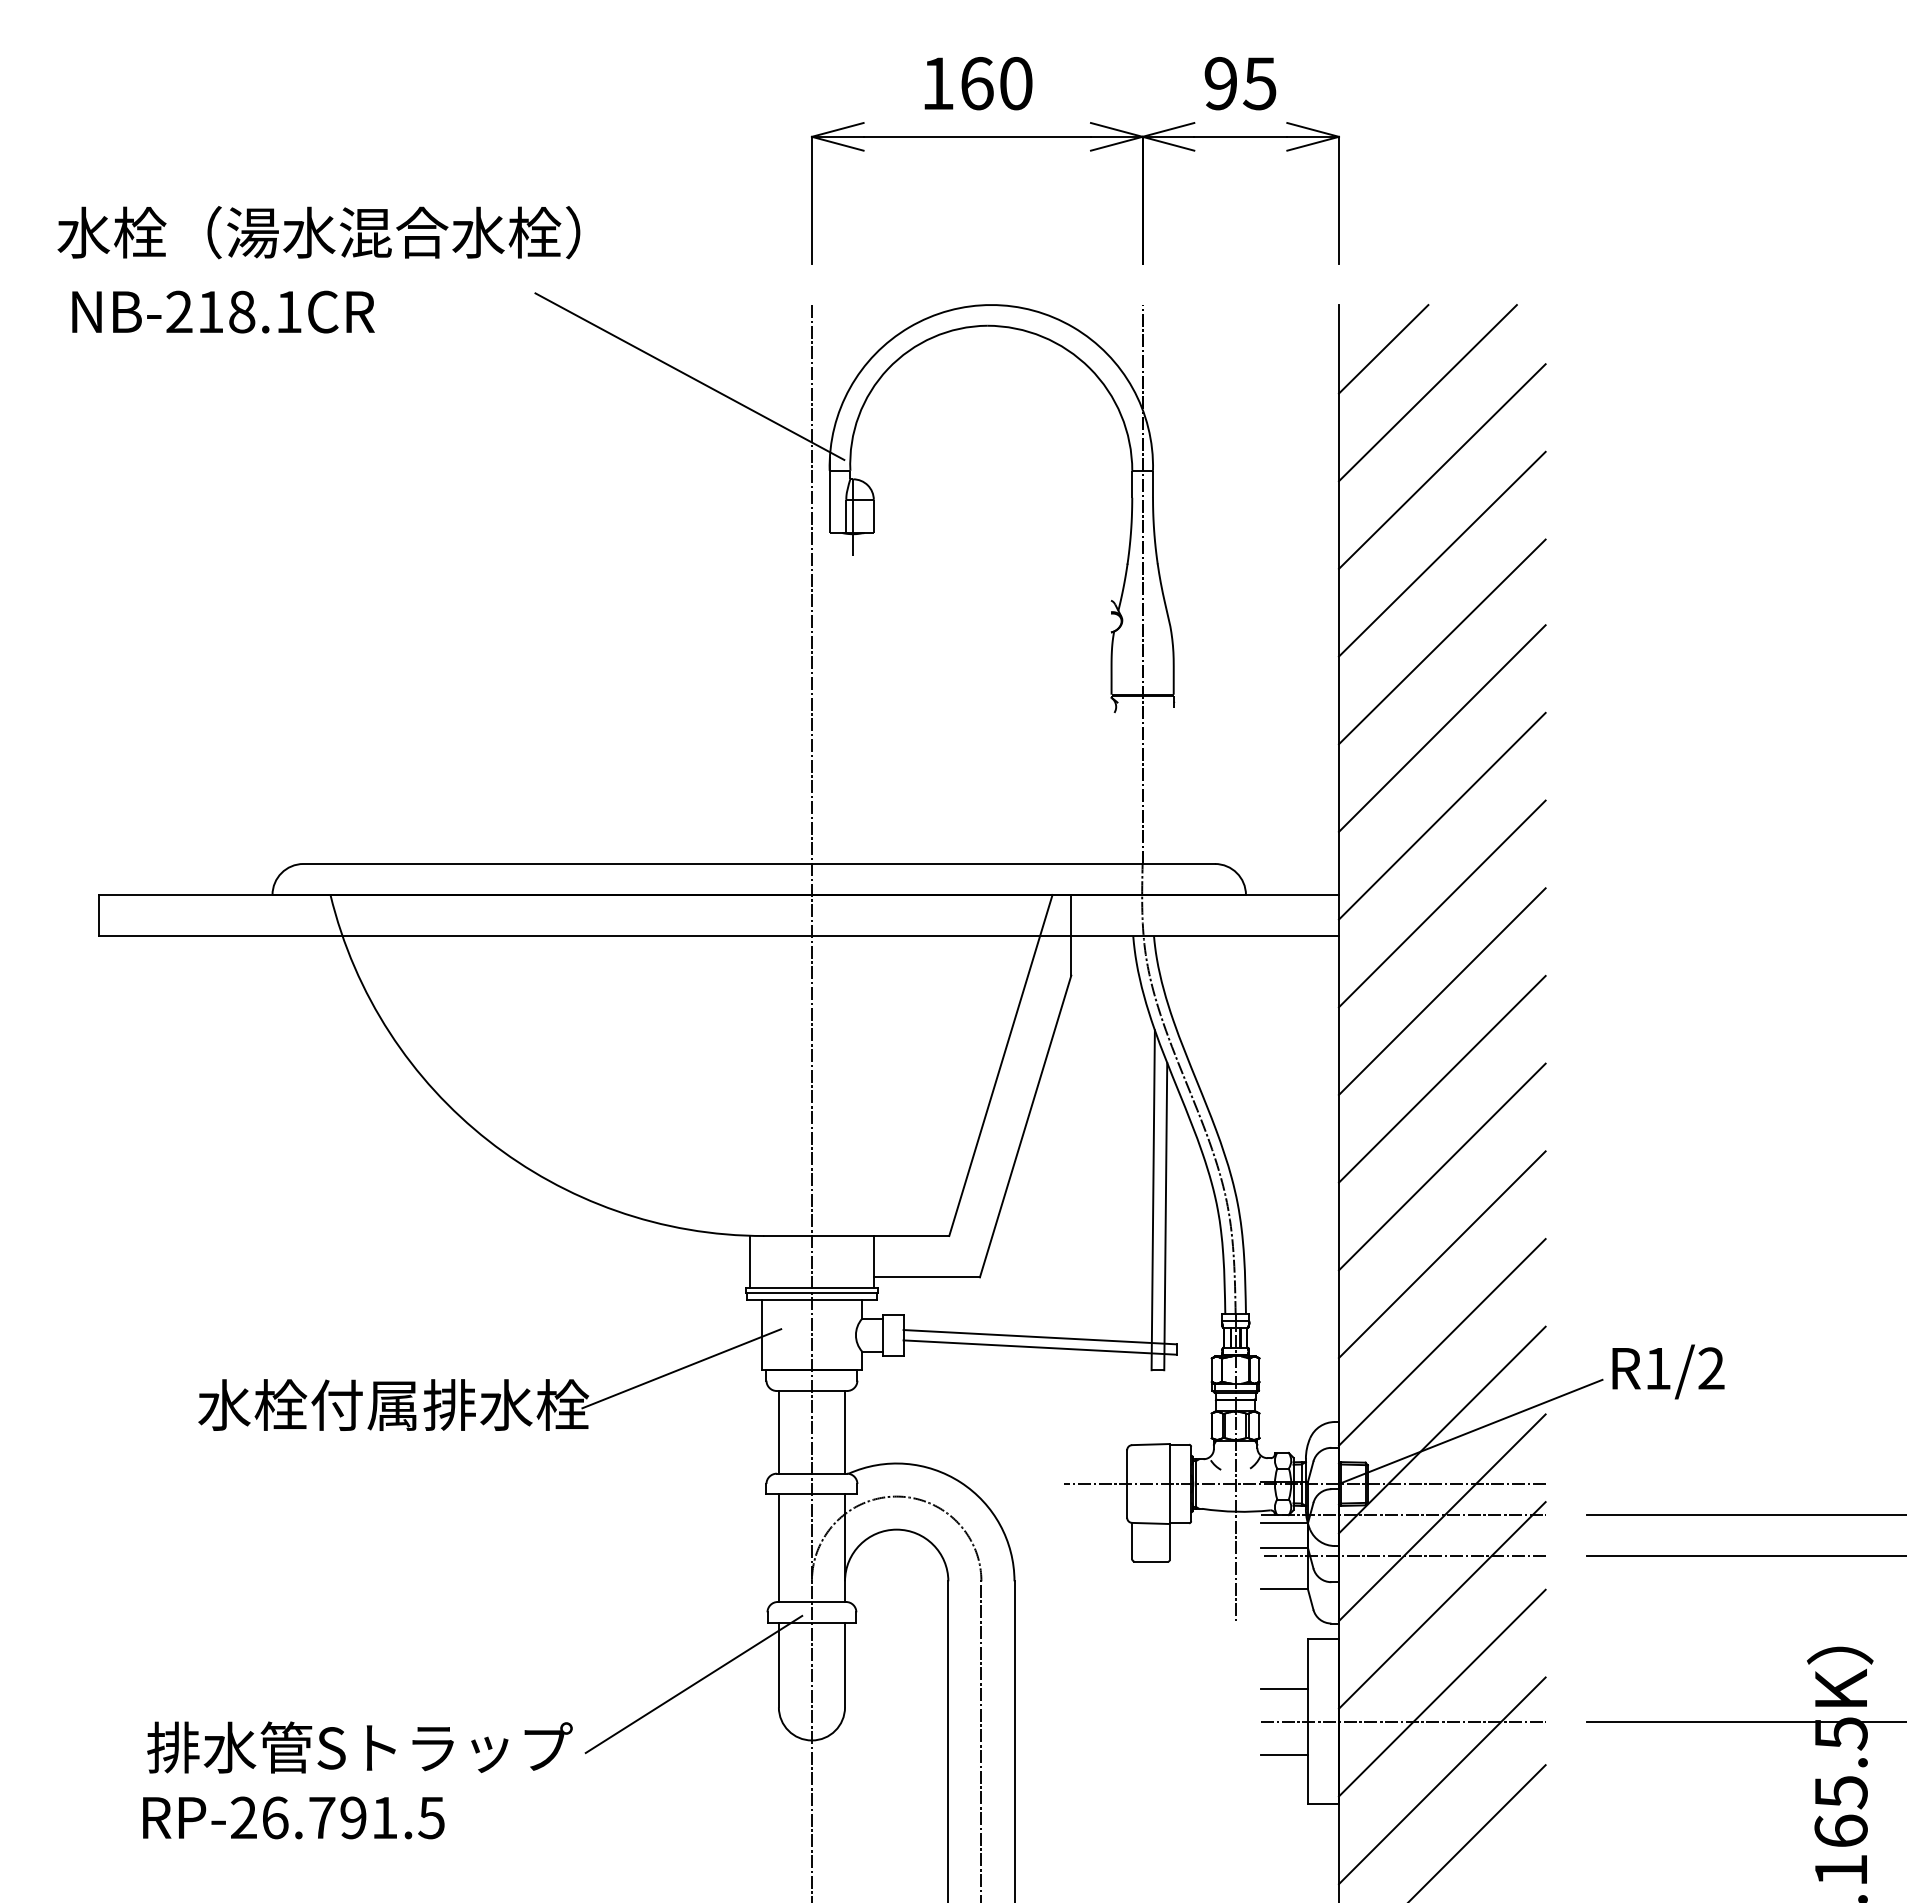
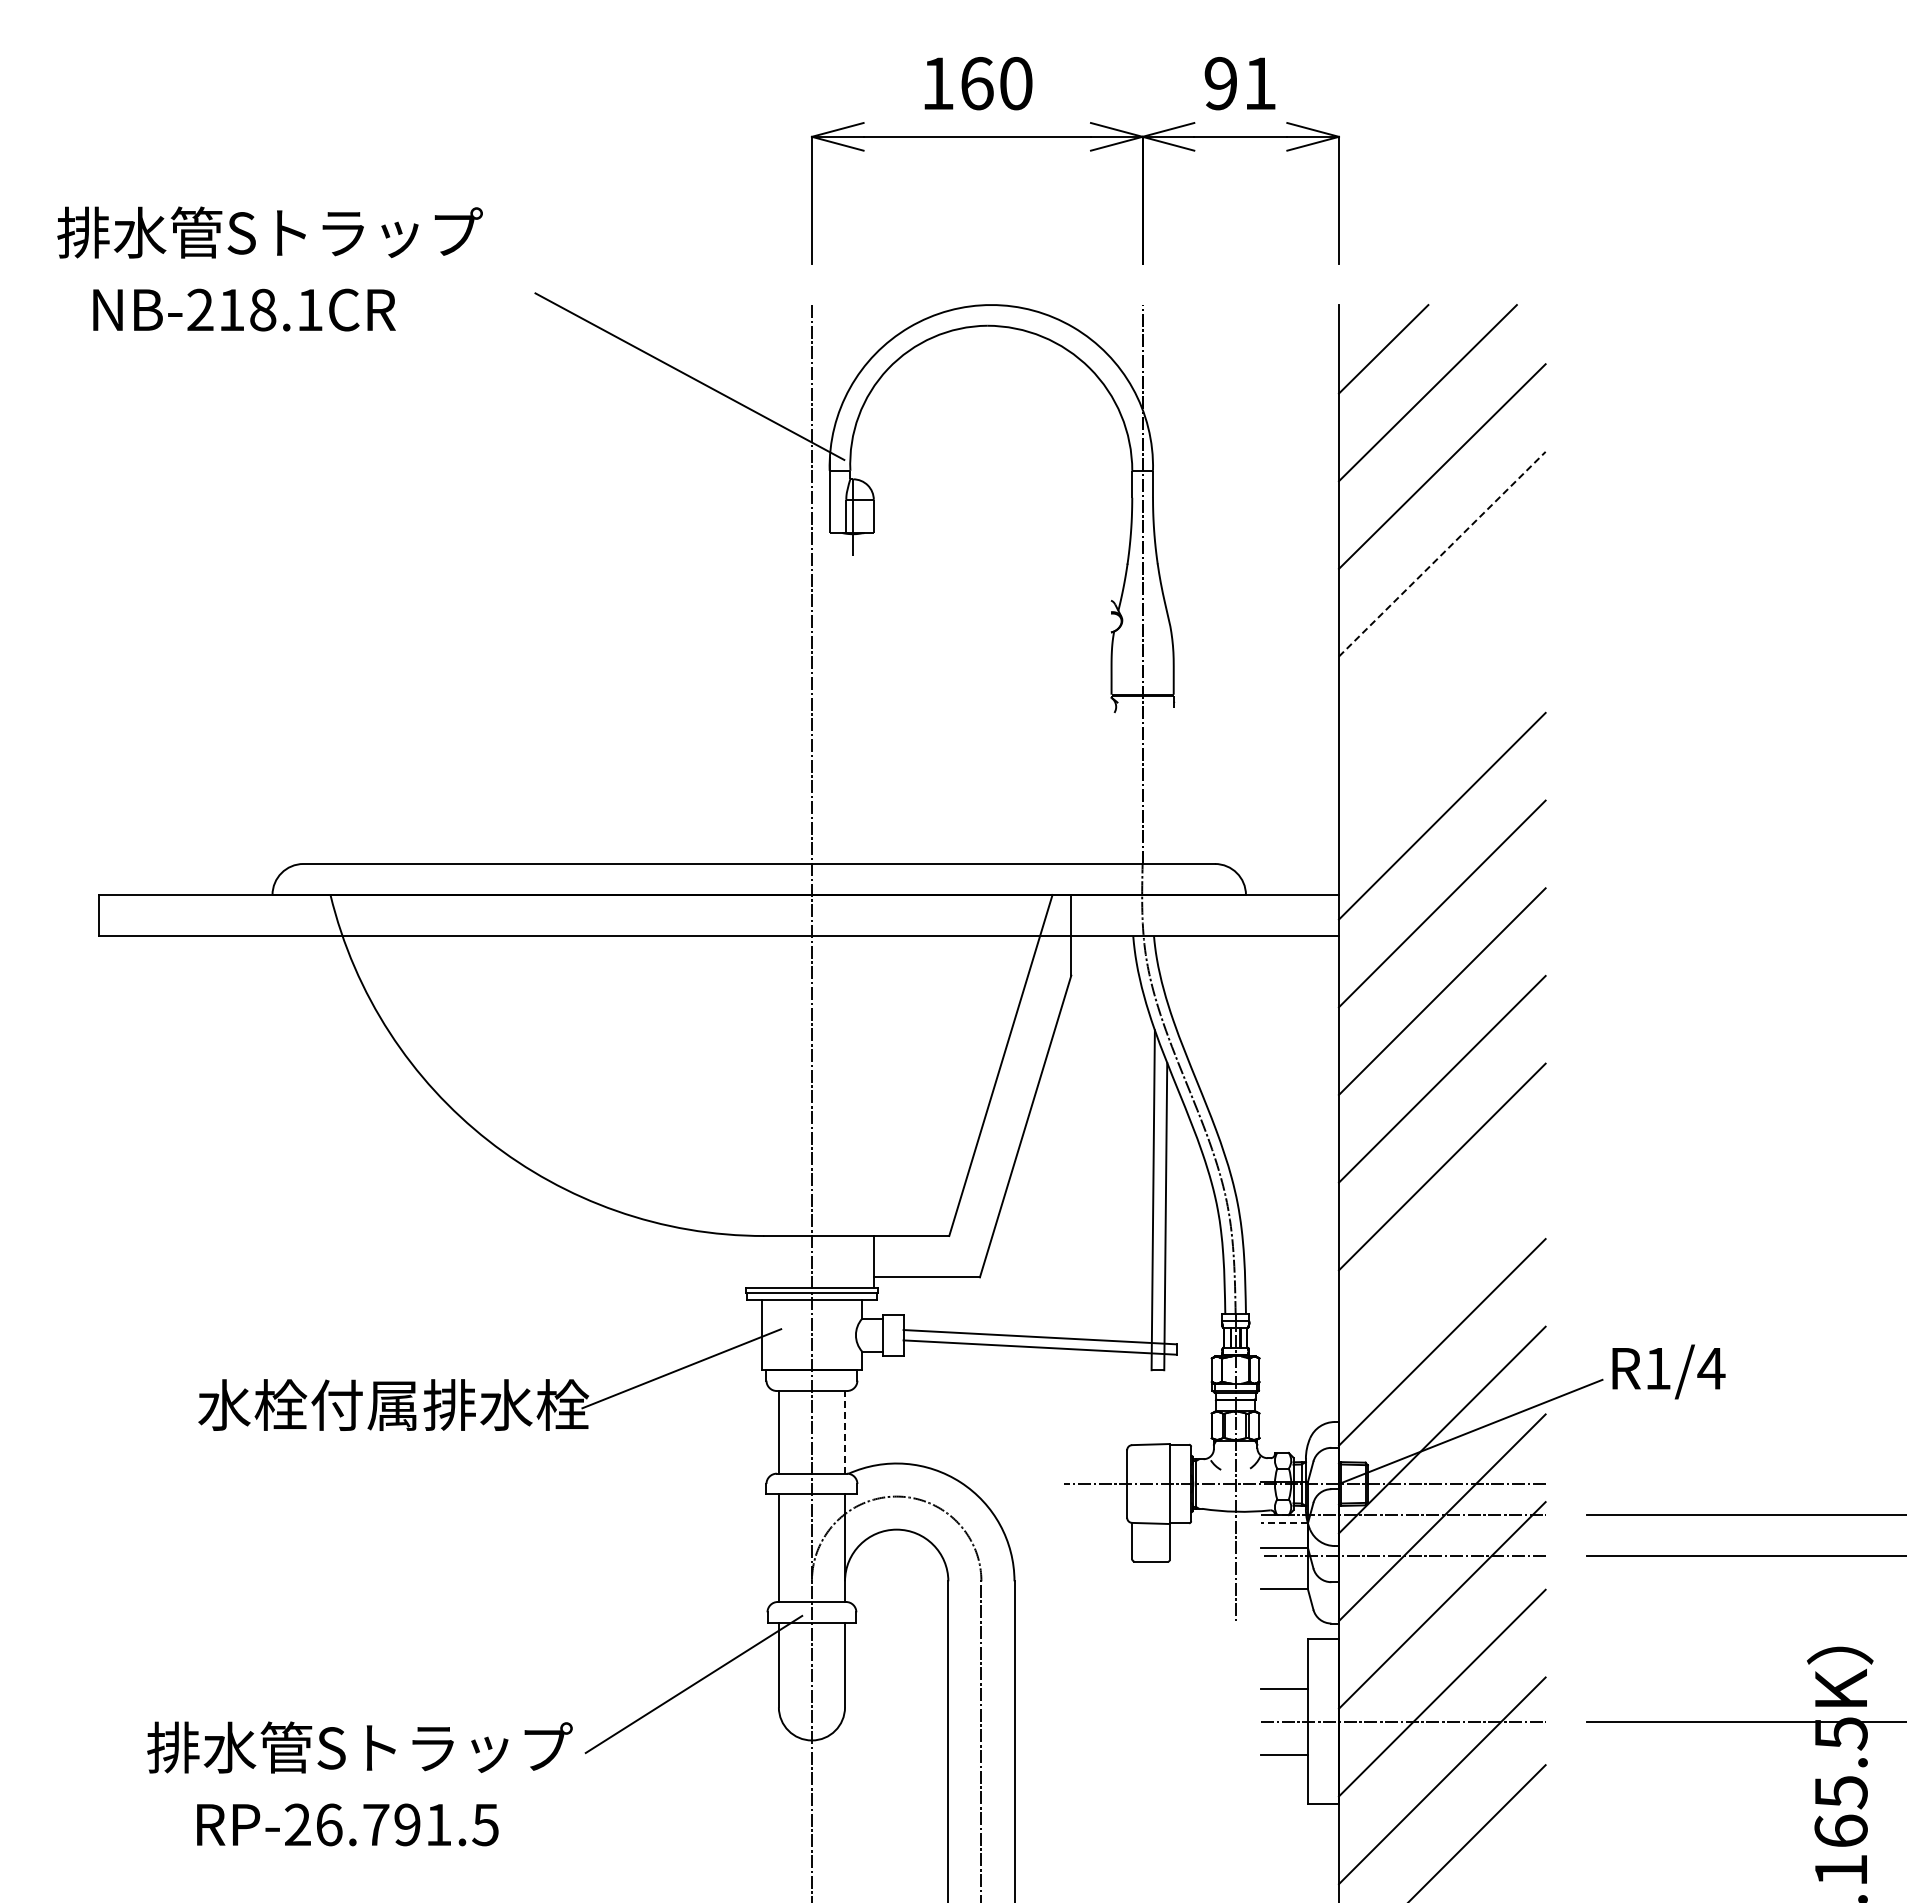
text: 95 -> 91 (1259, 83)
text: 水栓（湯水混合水栓） -> 排水管Sトラップ (318, 232)
text position: (223, 311) -> (244, 309) (244, 309)
line: solid -> dashed (1442, 553)
line: present -> none (1441, 641)
line: present -> none (1441, 728)
line: present -> none (1441, 1254)
line: present -> none (749, 1261)
text: R1/2 -> R1/4 (1711, 1368)
line: solid -> dashed (845, 1431)
line: solid -> dashed (1284, 1523)
text position: (293, 1817) -> (347, 1824) (347, 1824)
